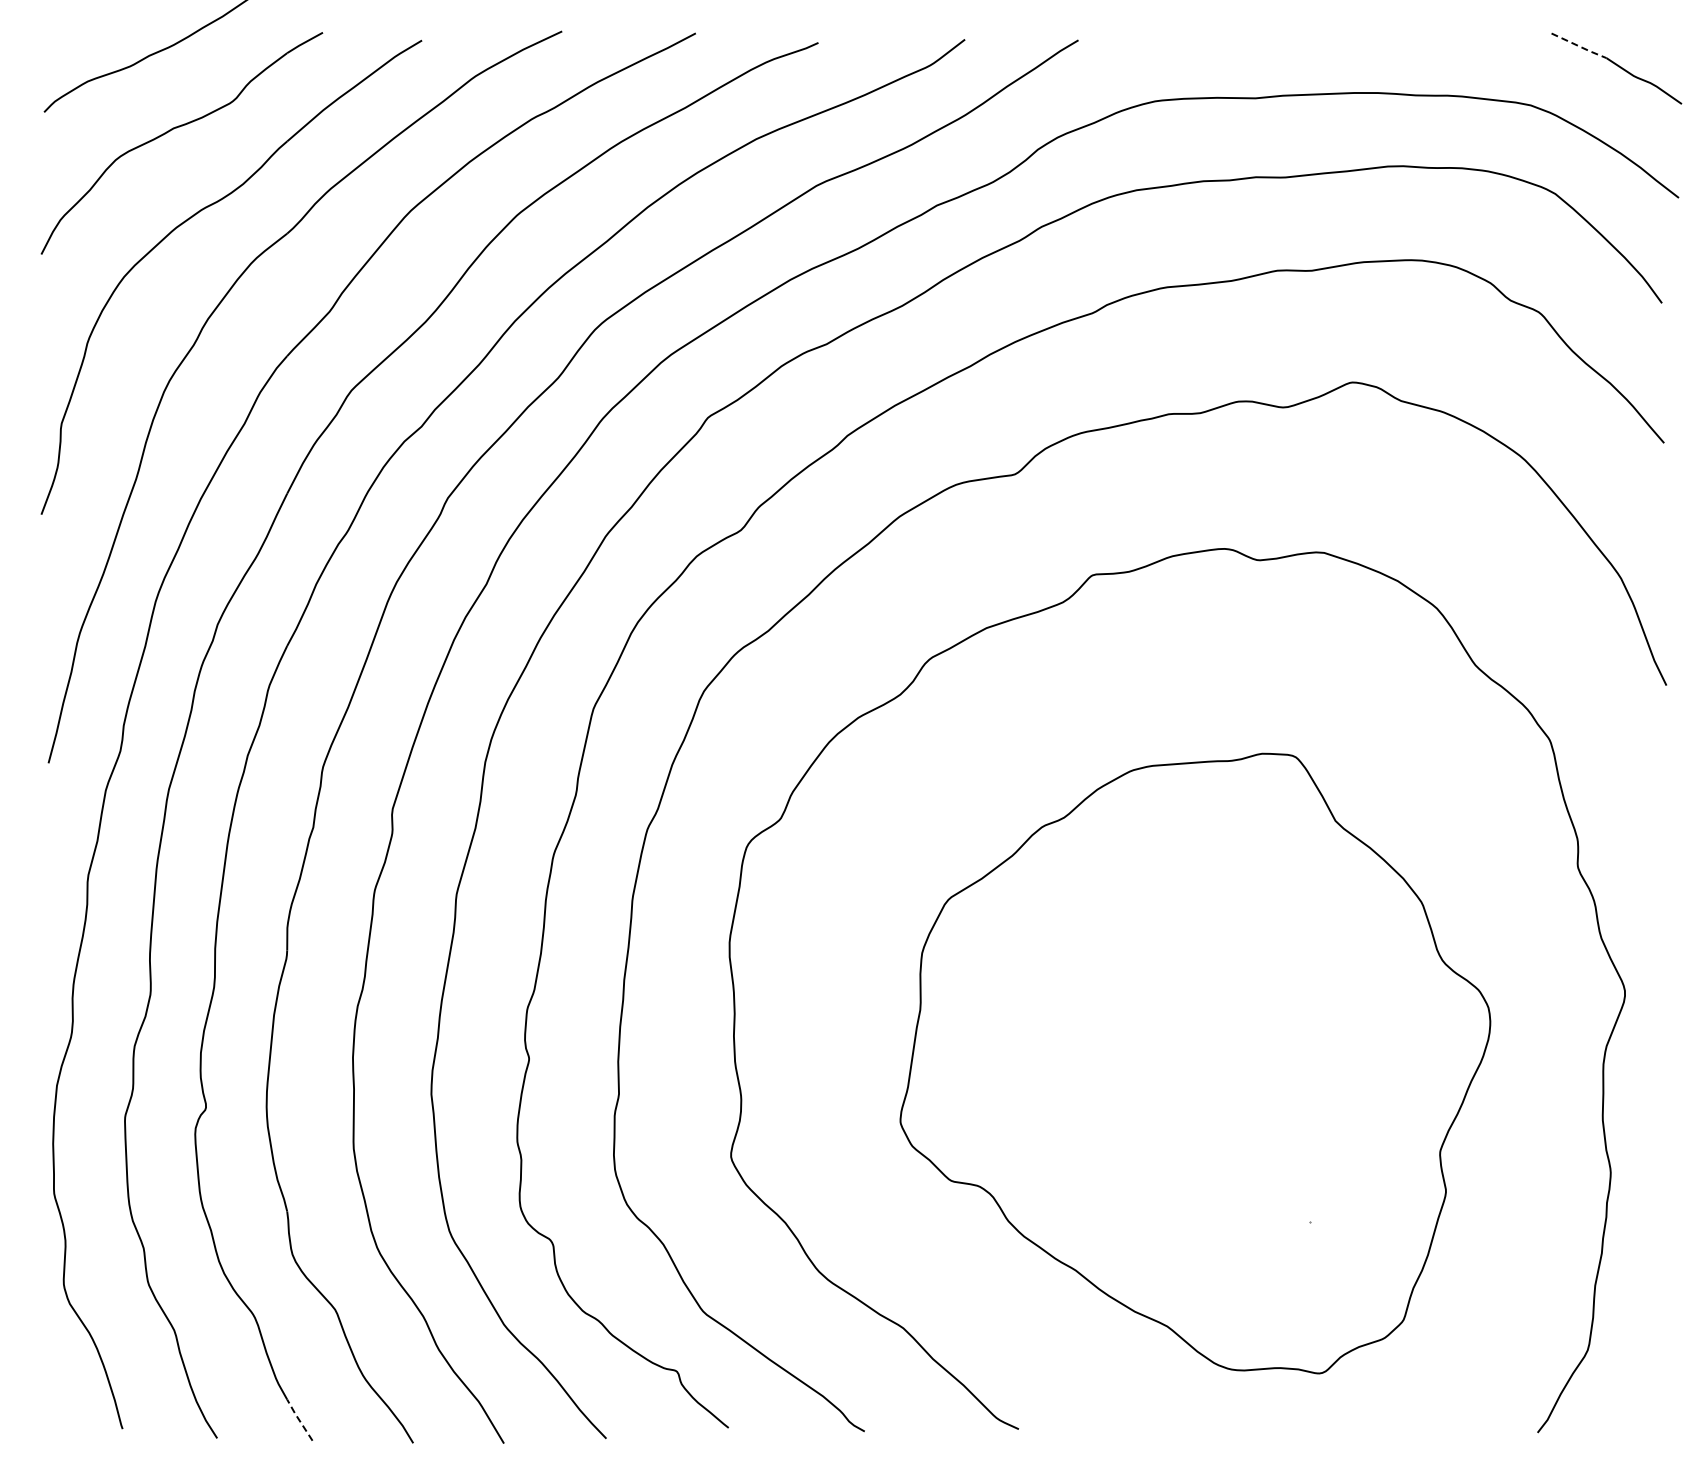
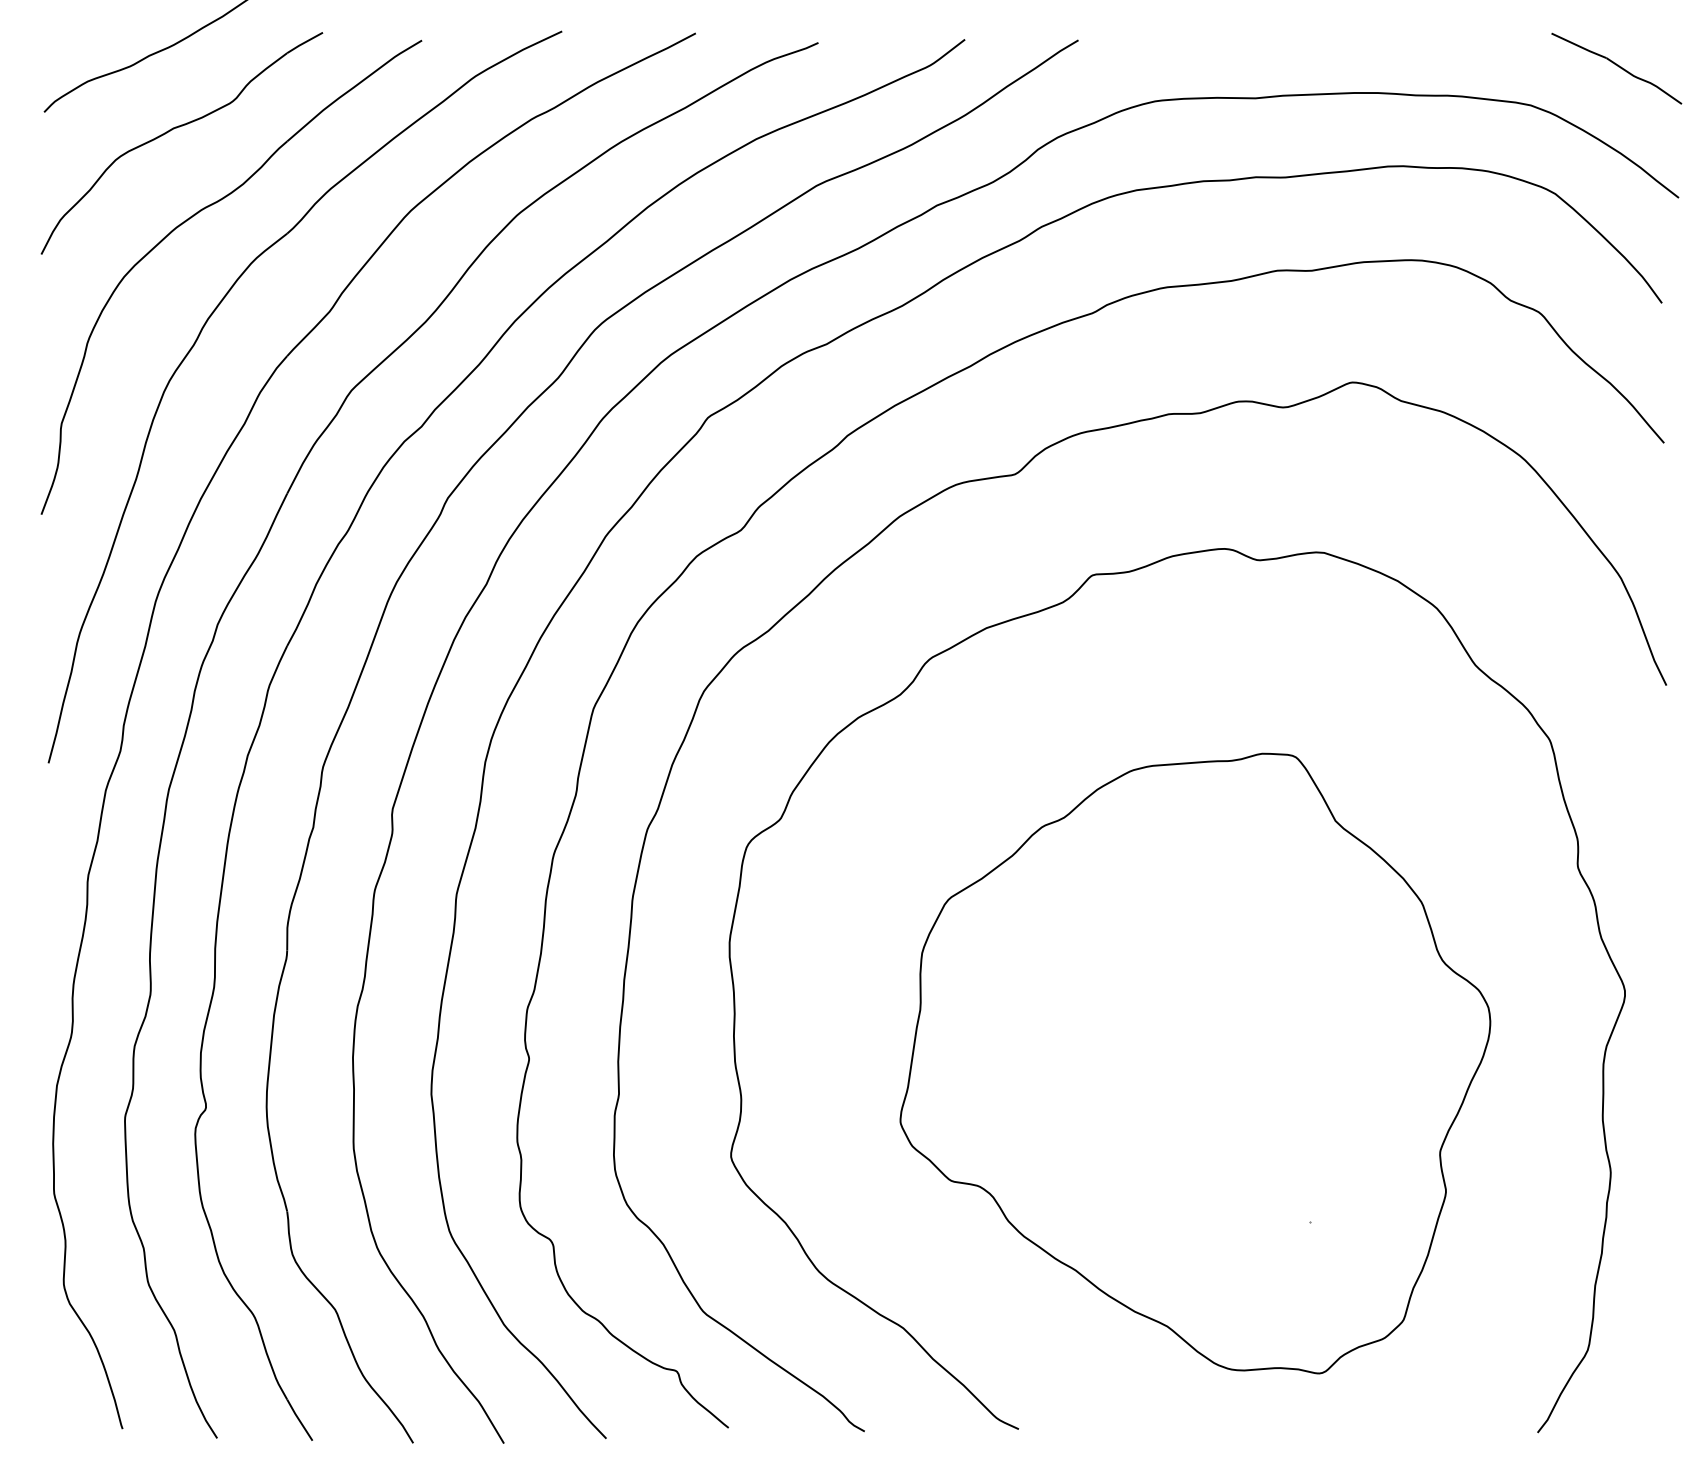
line: dashed -> solid (1580, 46)
line: dashed -> solid (299, 1419)
